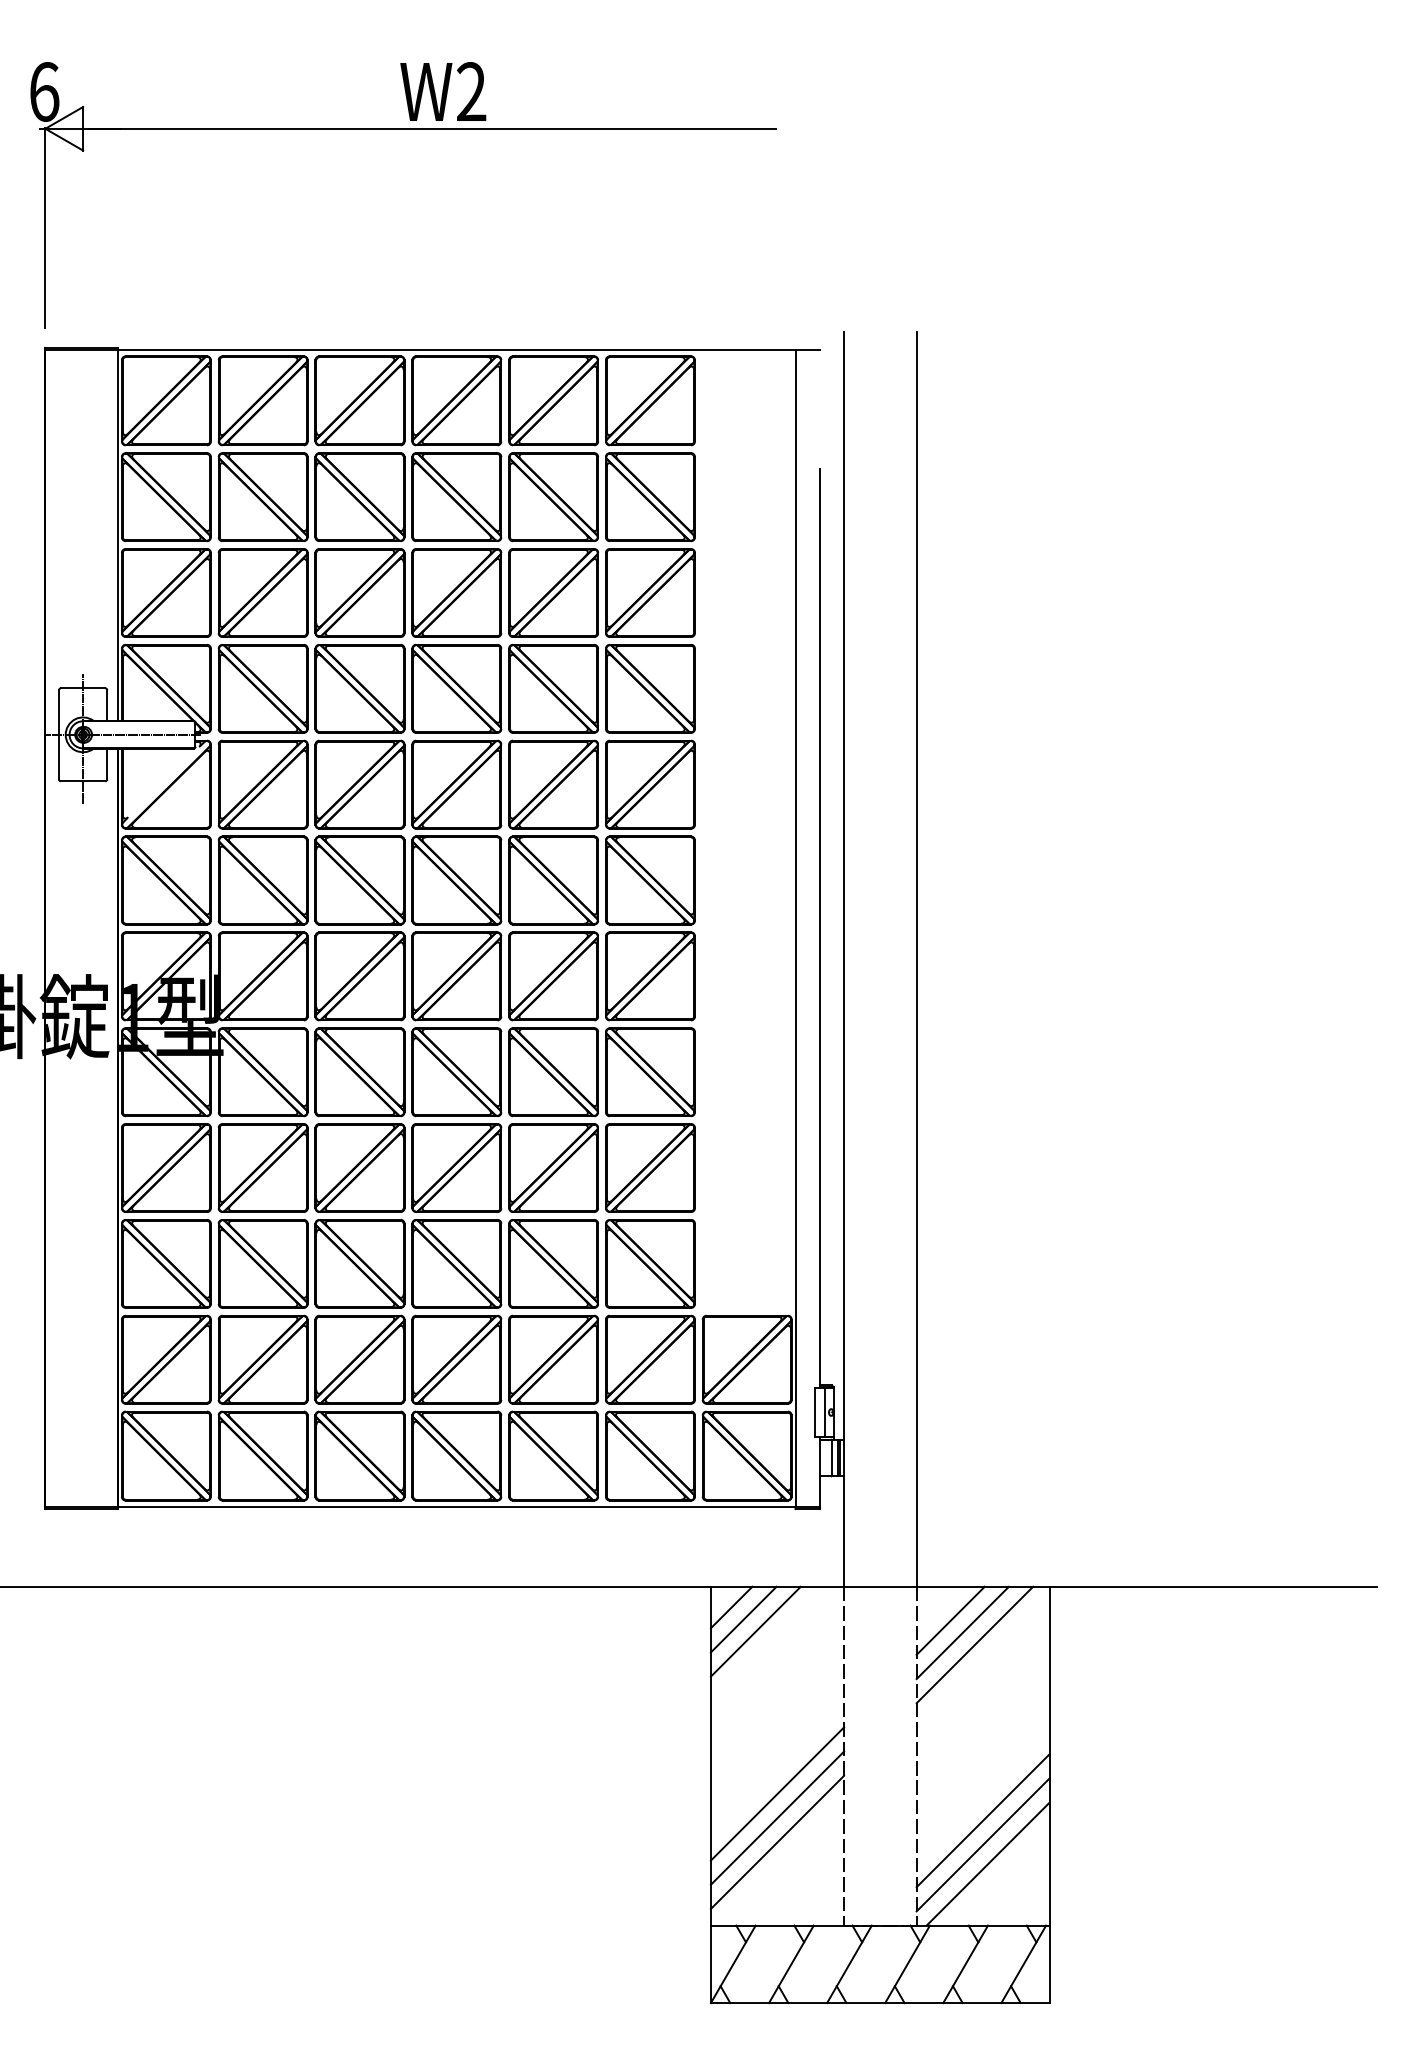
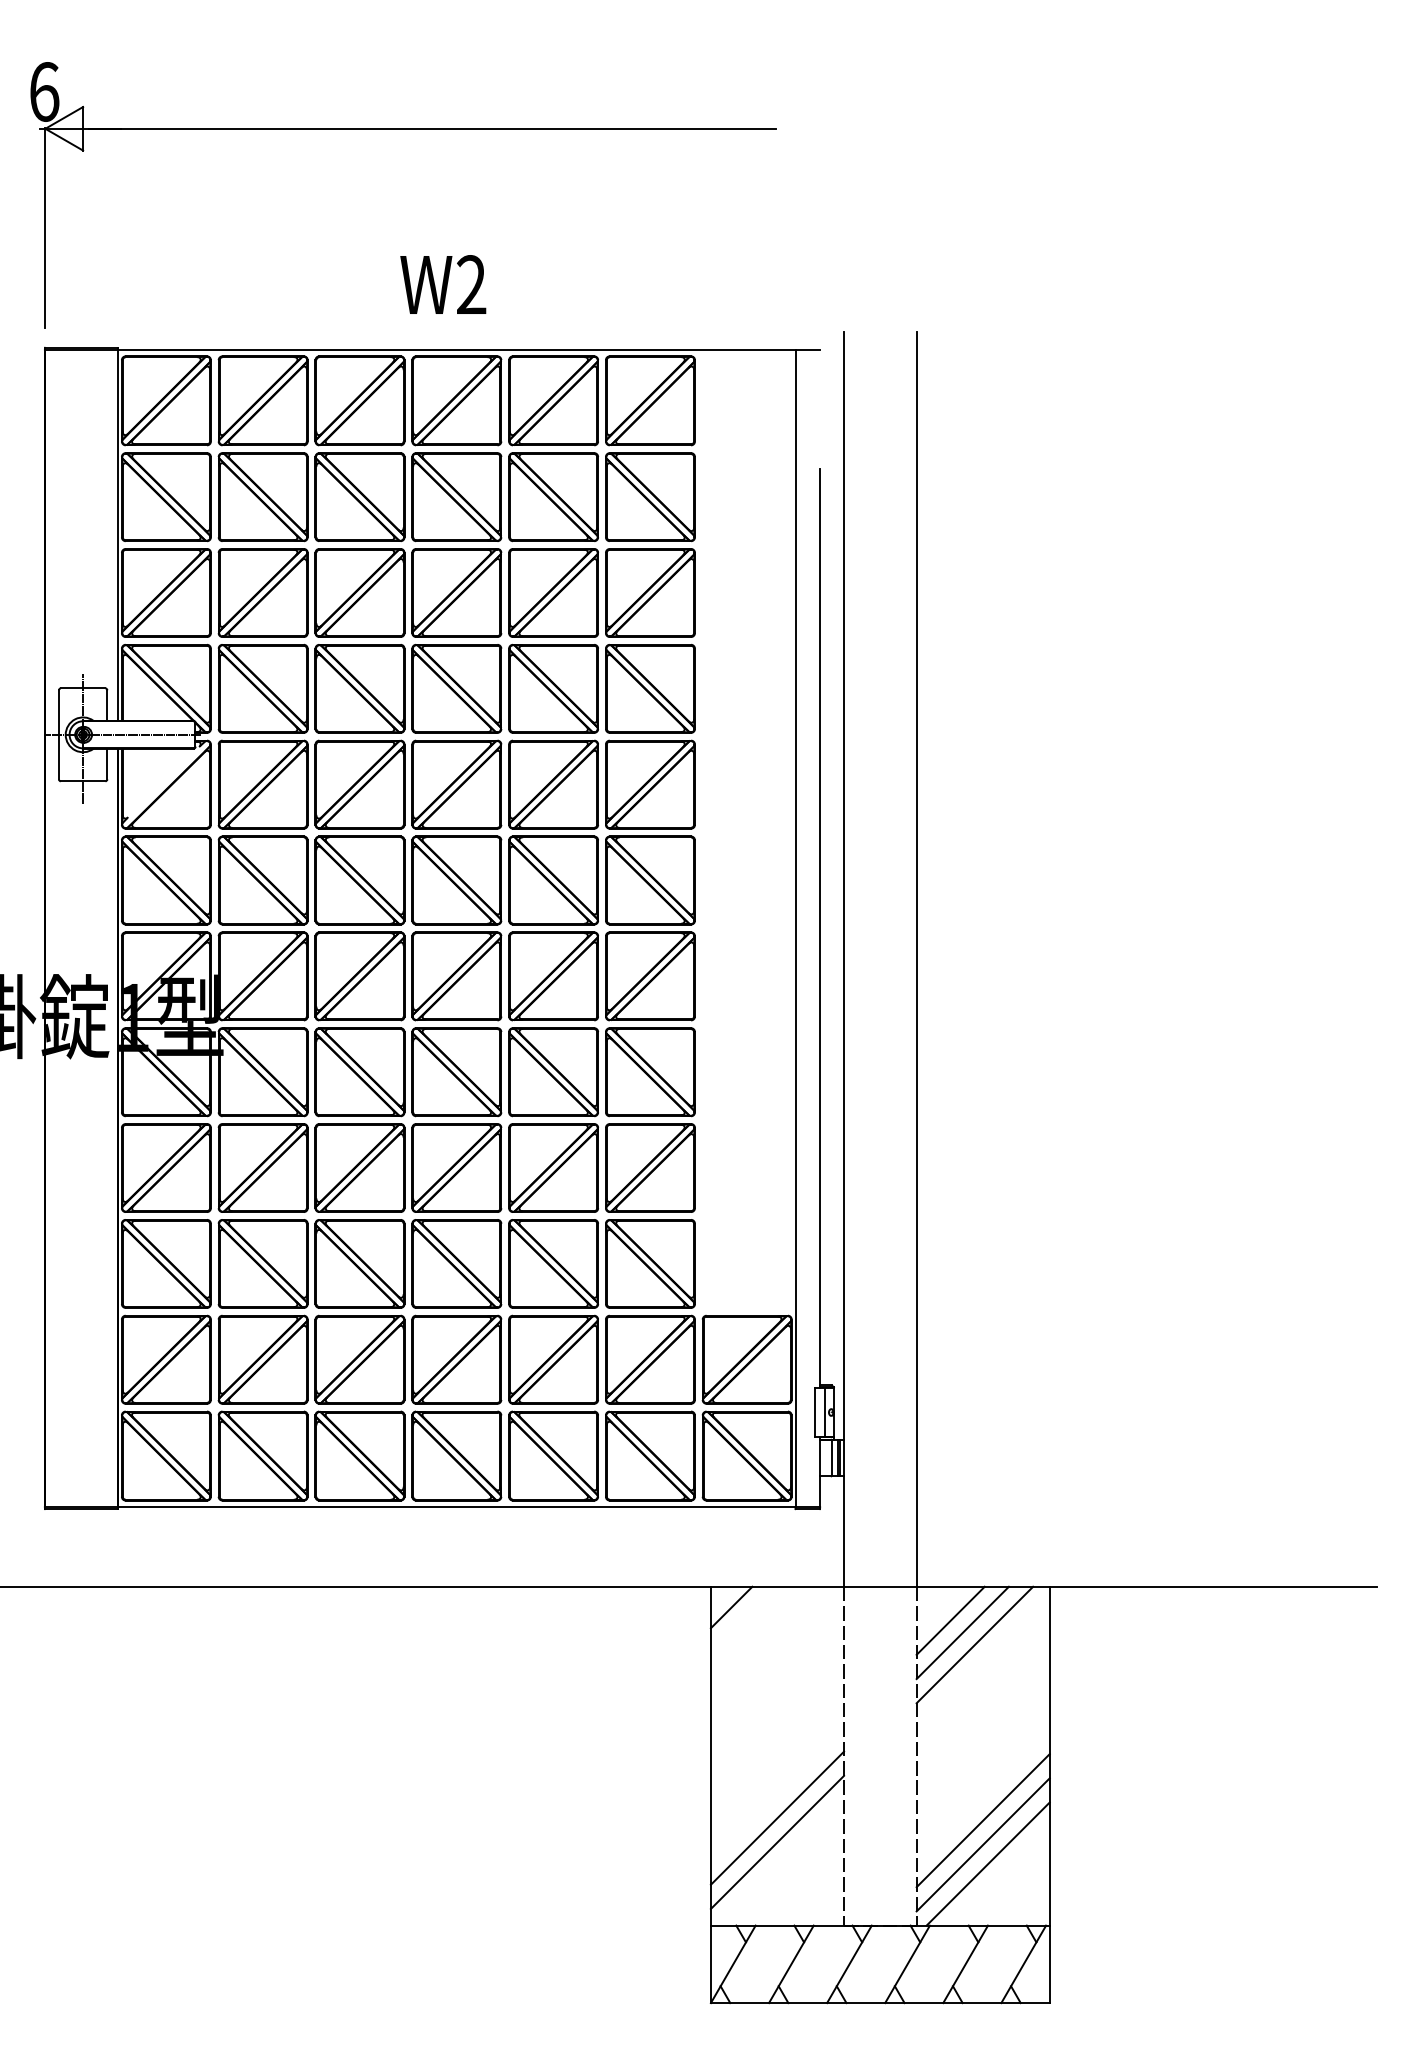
text position: (443, 91) -> (443, 284) (443, 284)
line: present -> none (743, 1619)
line: present -> none (755, 1631)
line: present -> none (777, 1793)
